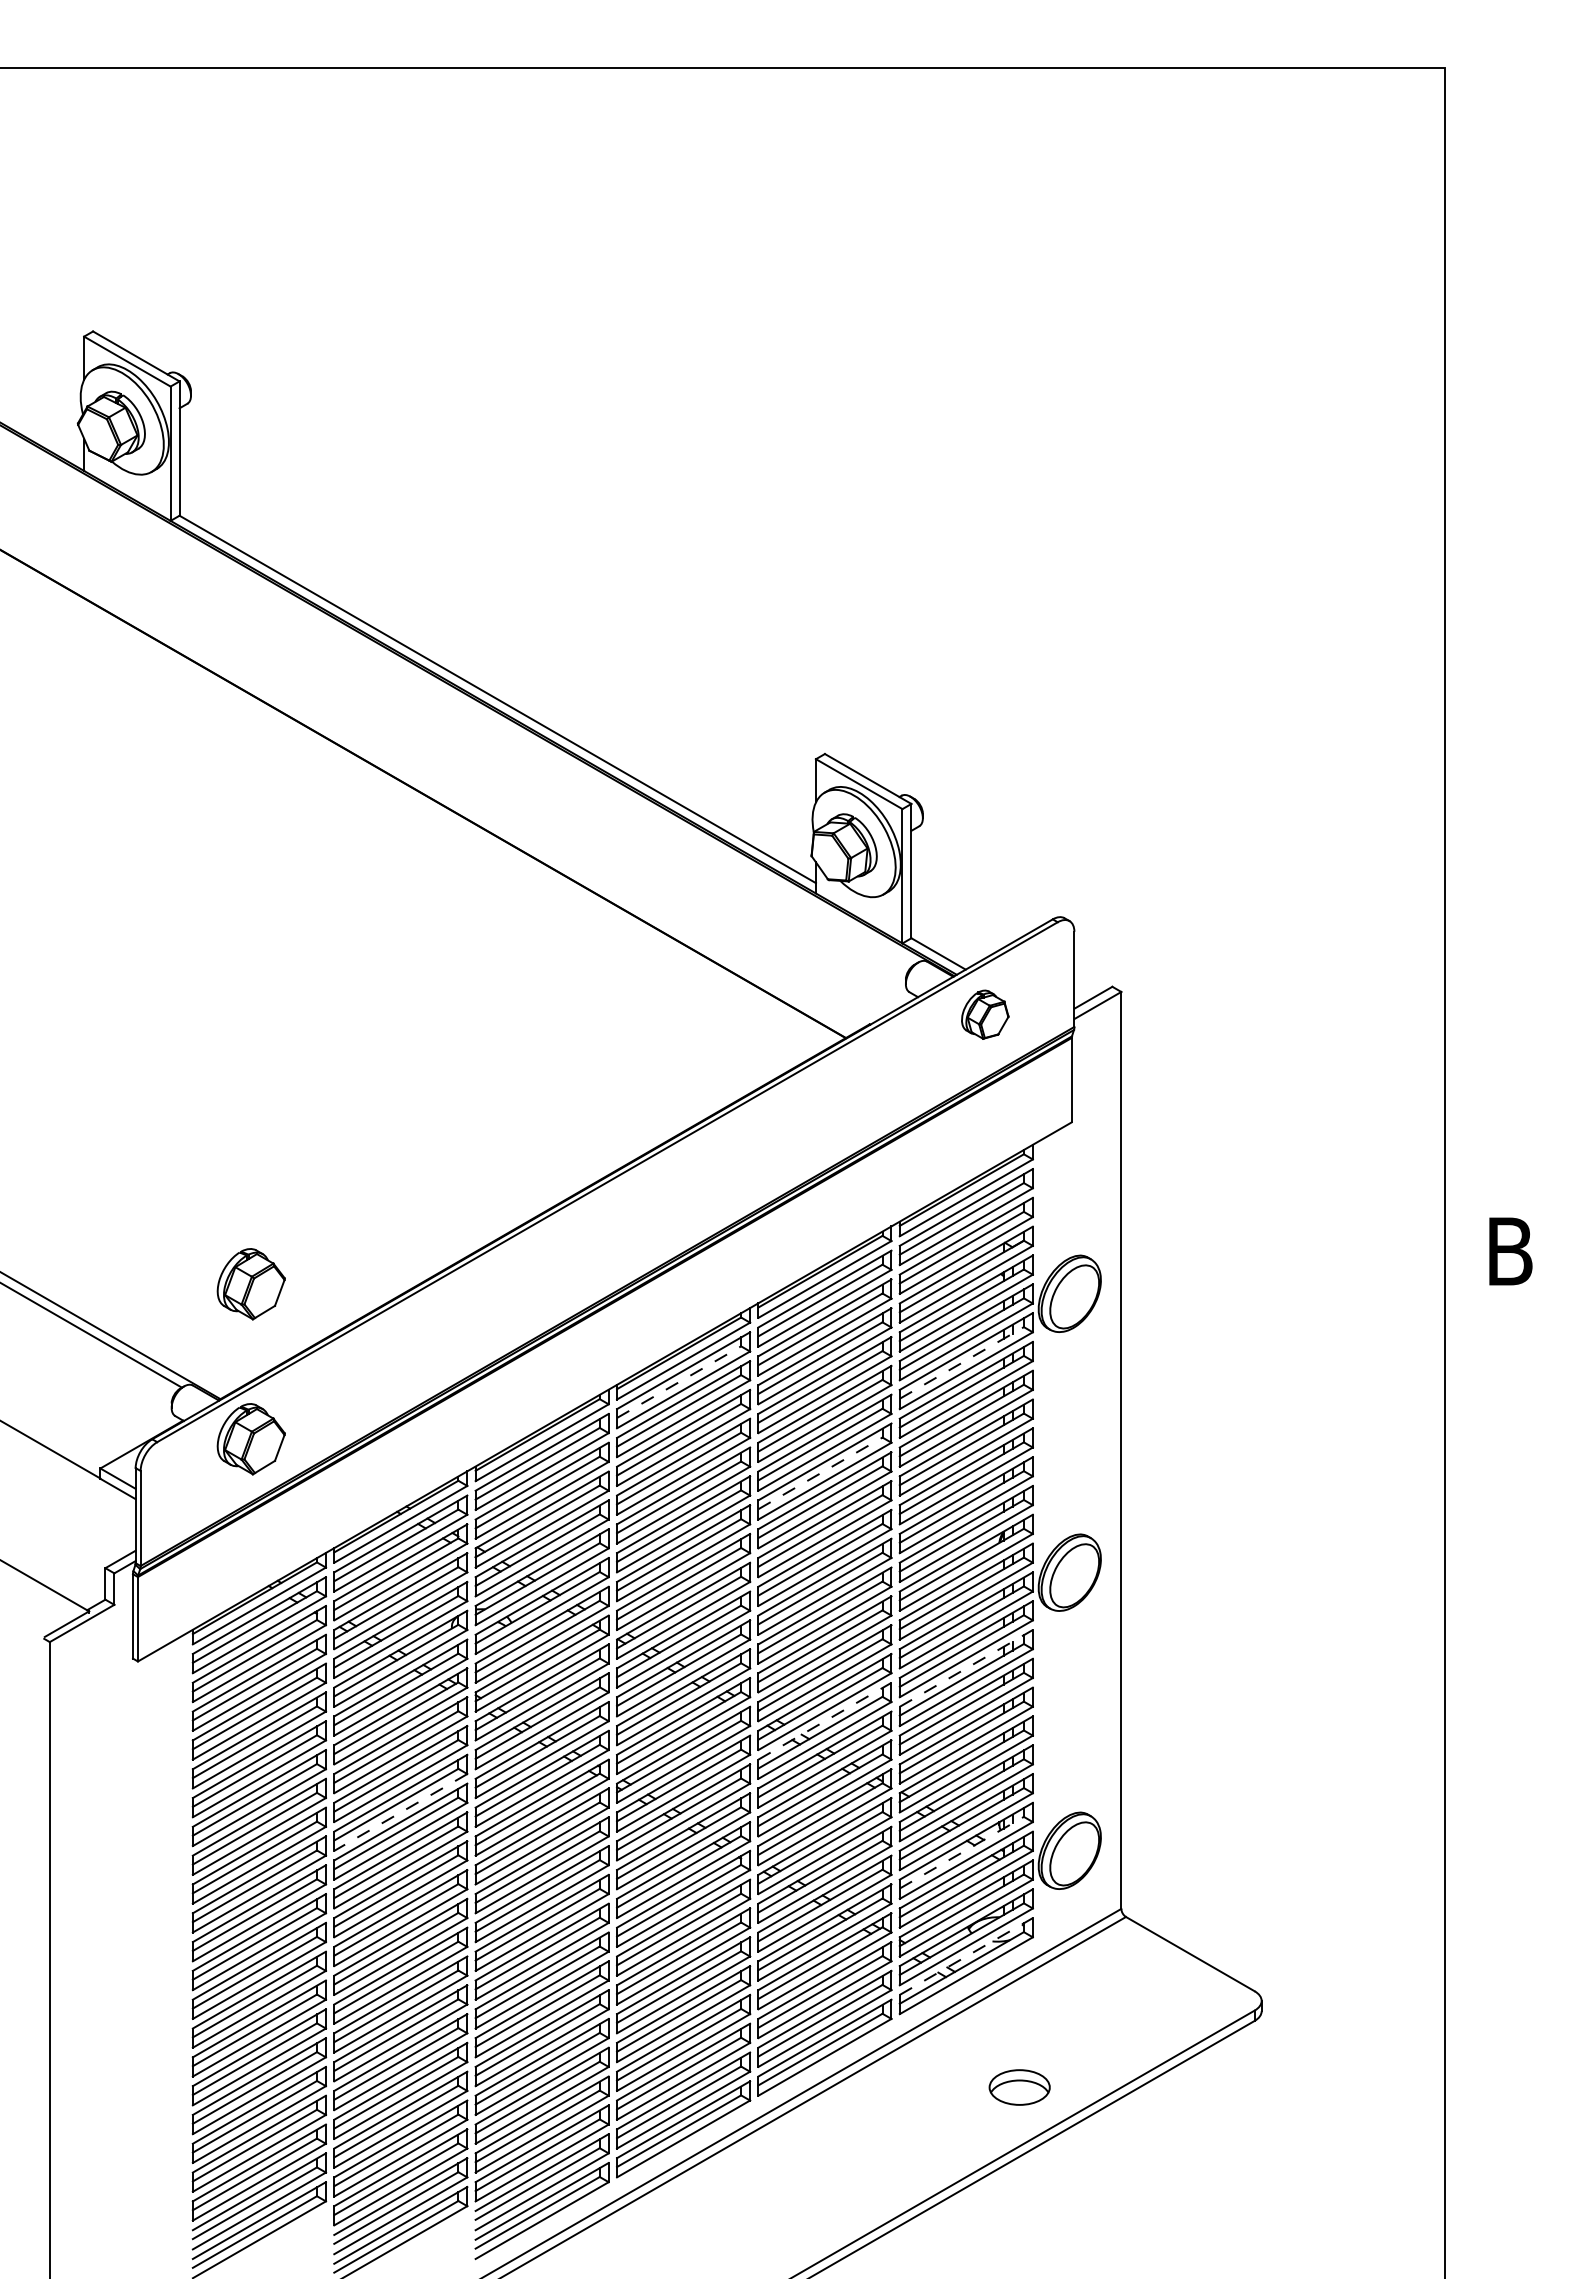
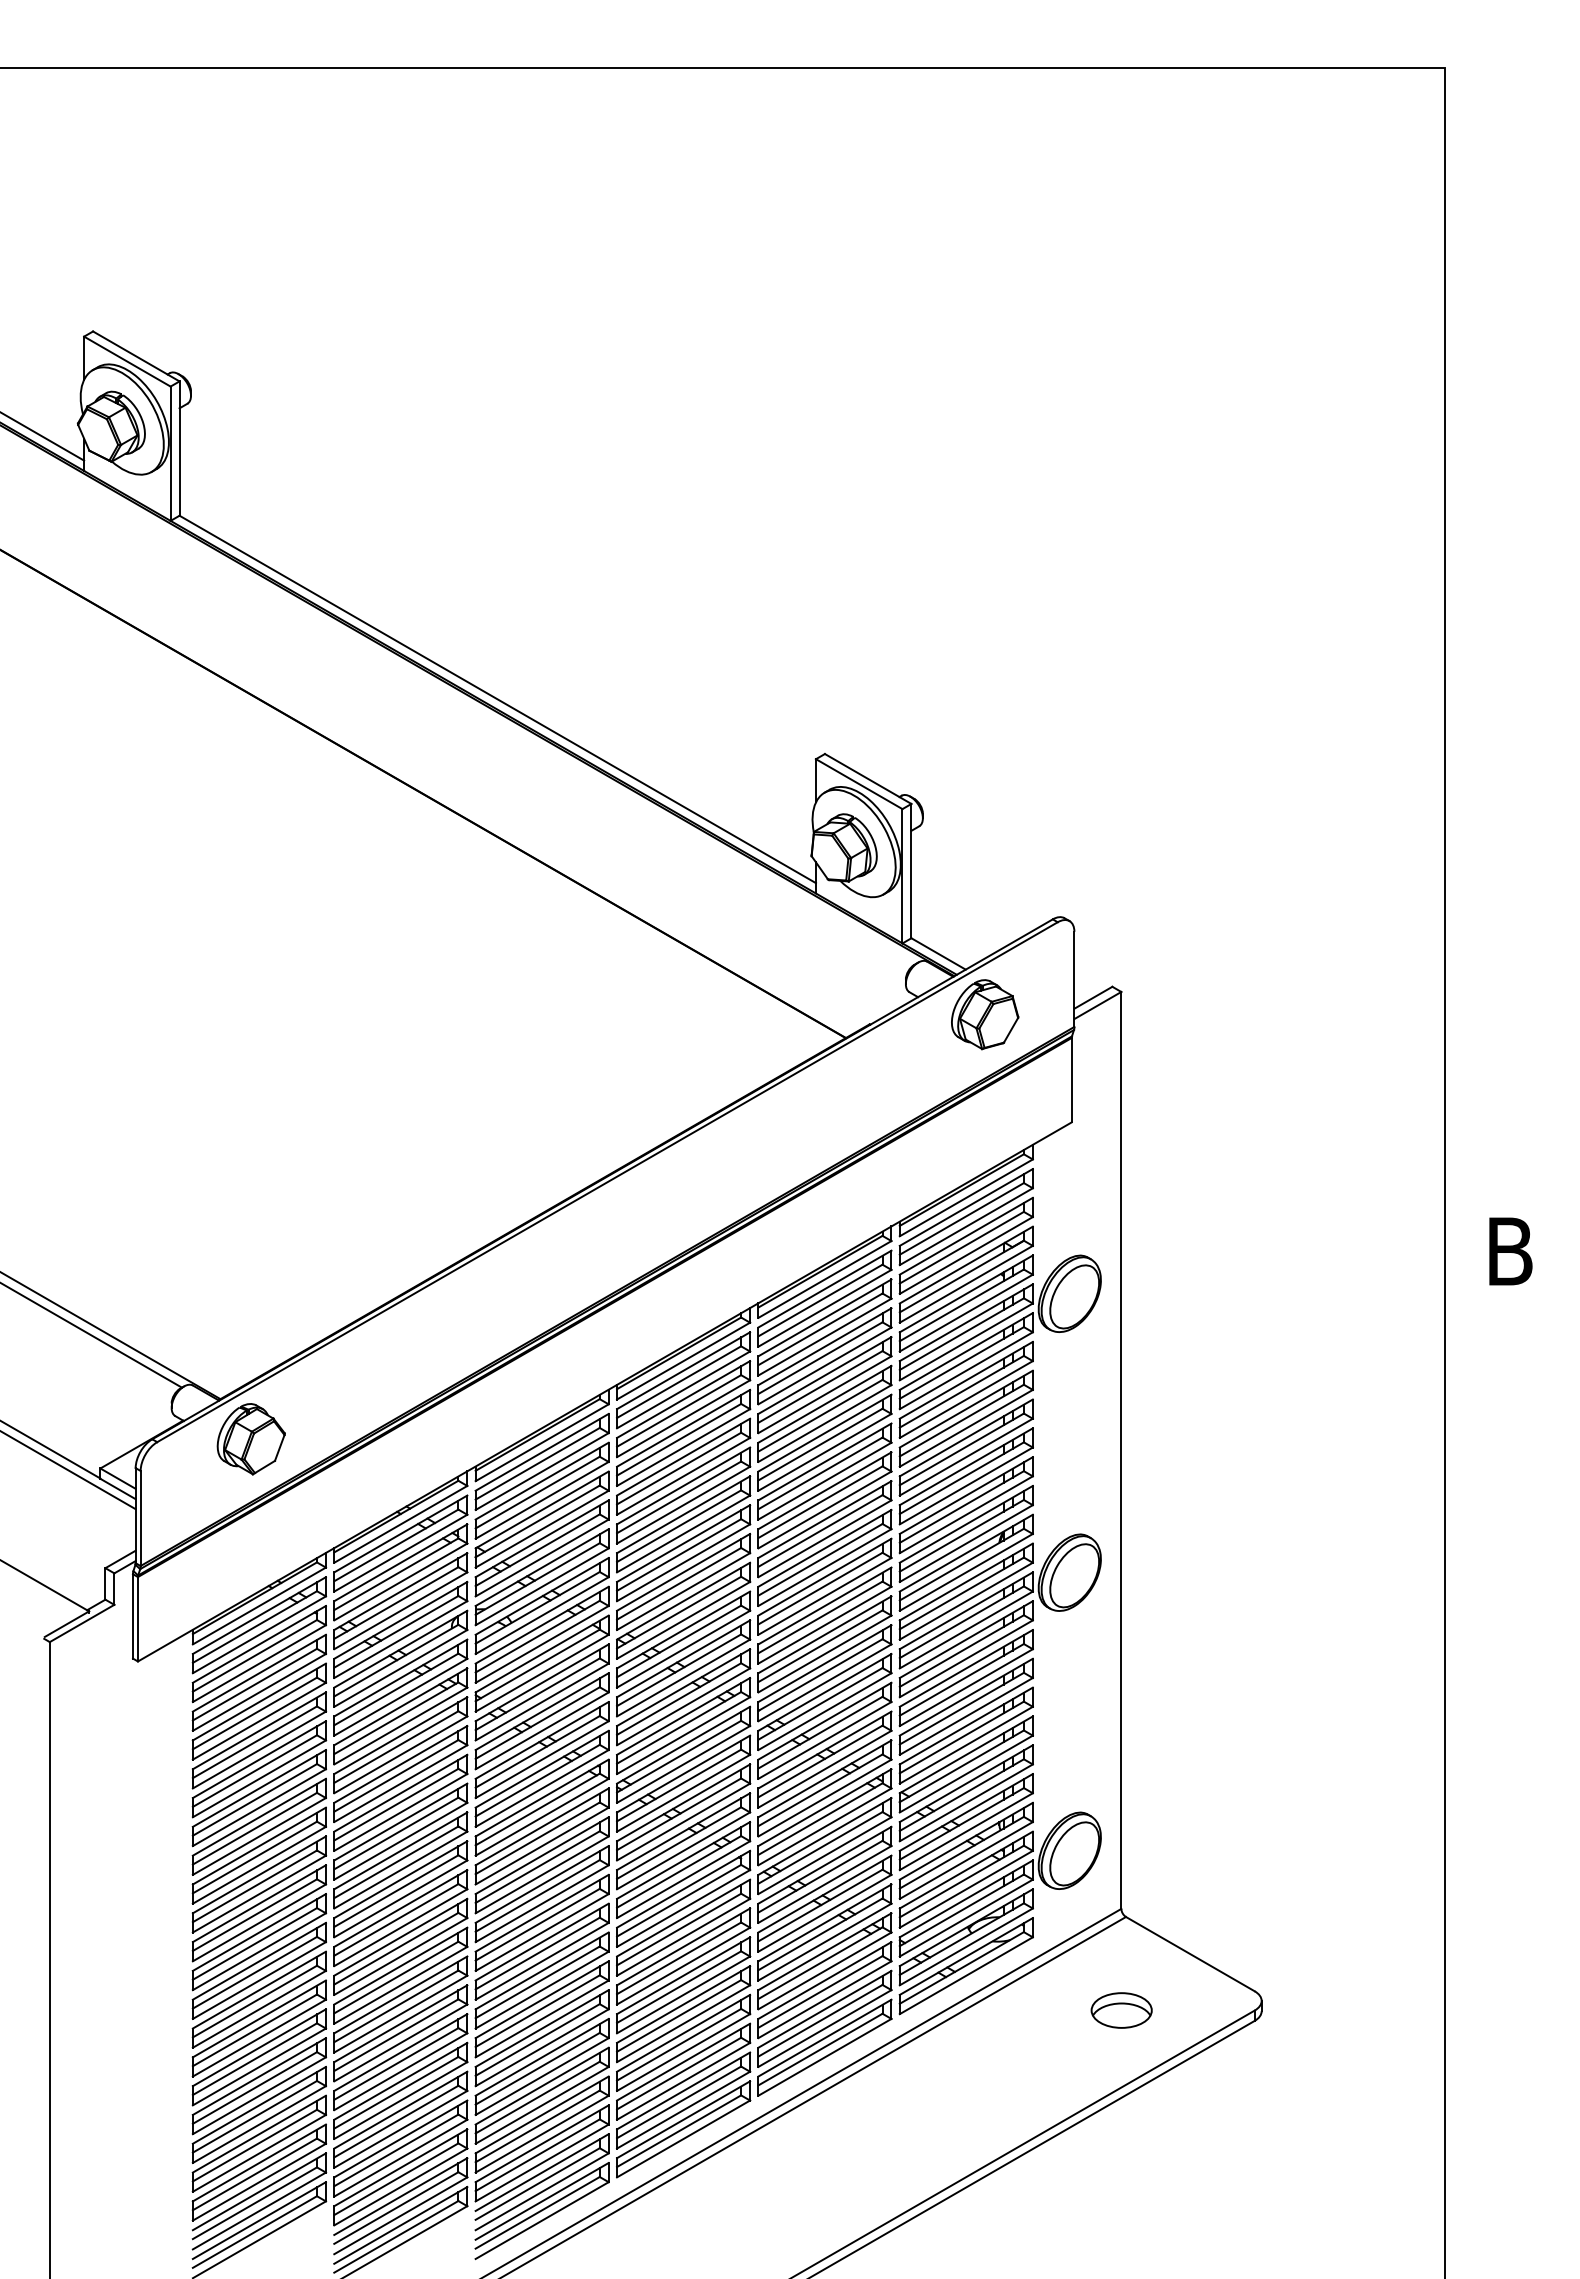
line: none -> present (43, 436)
part size: 49x51 px -> 69x72 px (985, 1014)
part: present -> none (250, 1284)
line: dashed -> solid (961, 1362)
line: dashed -> solid (679, 1382)
line: none -> present (68, 1470)
line: dashed -> solid (820, 1473)
line: dashed -> solid (966, 1668)
line: dashed -> solid (824, 1721)
line: dashed -> solid (400, 1812)
line: dashed -> solid (961, 1852)
line: dashed -> solid (966, 1956)
part position: (1019, 2087) -> (1121, 2010) (1121, 2010)
